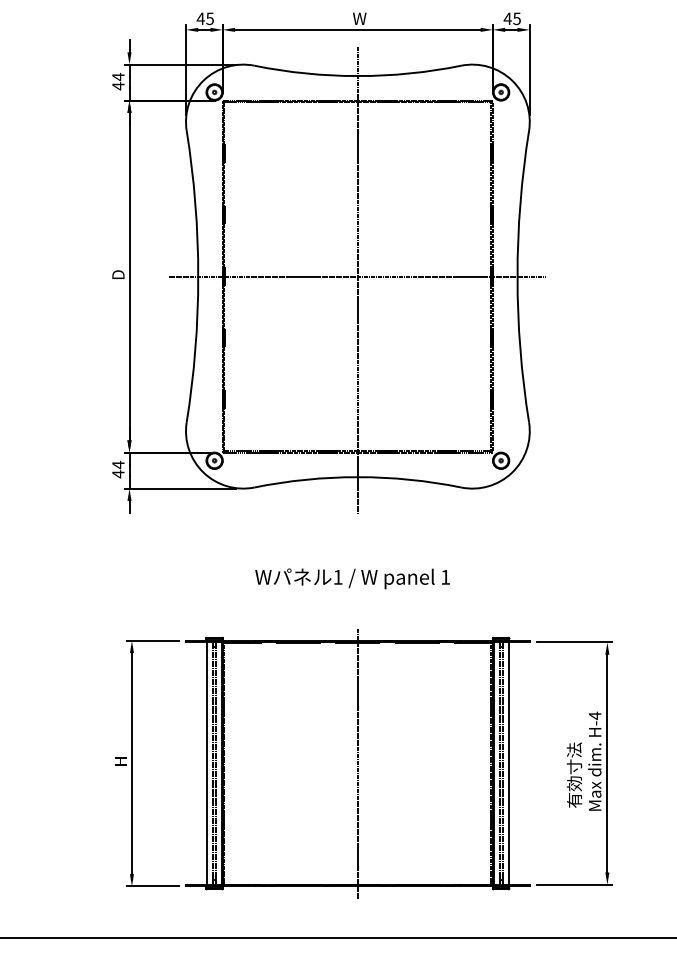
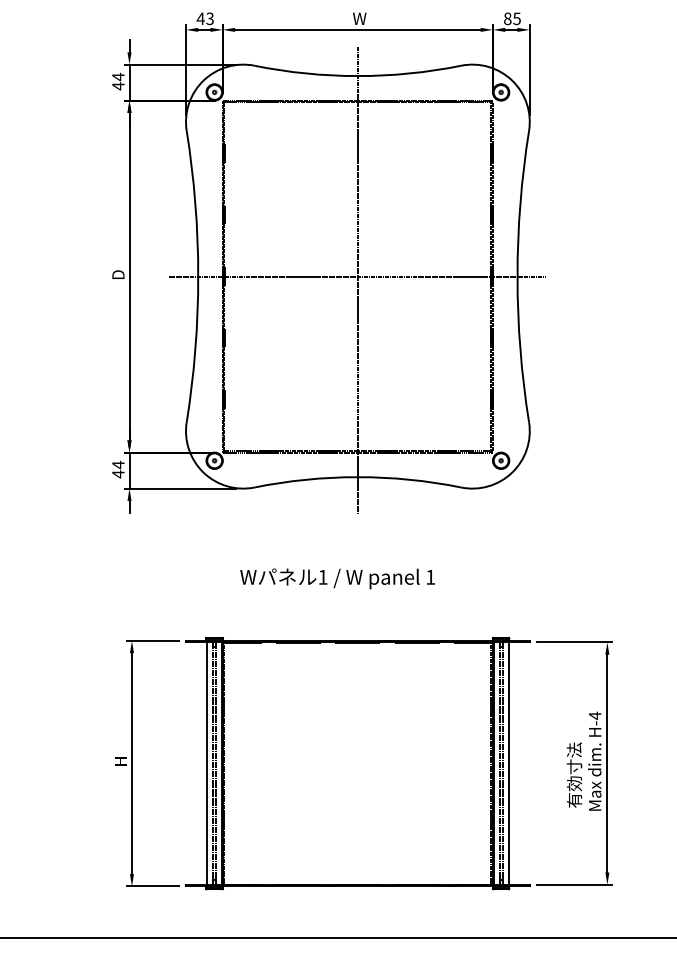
text: 45 -> 43 (209, 18)
text: 45 -> 85 (507, 18)
text position: (352, 578) -> (337, 578) (337, 578)
line: present -> none (357, 763)
